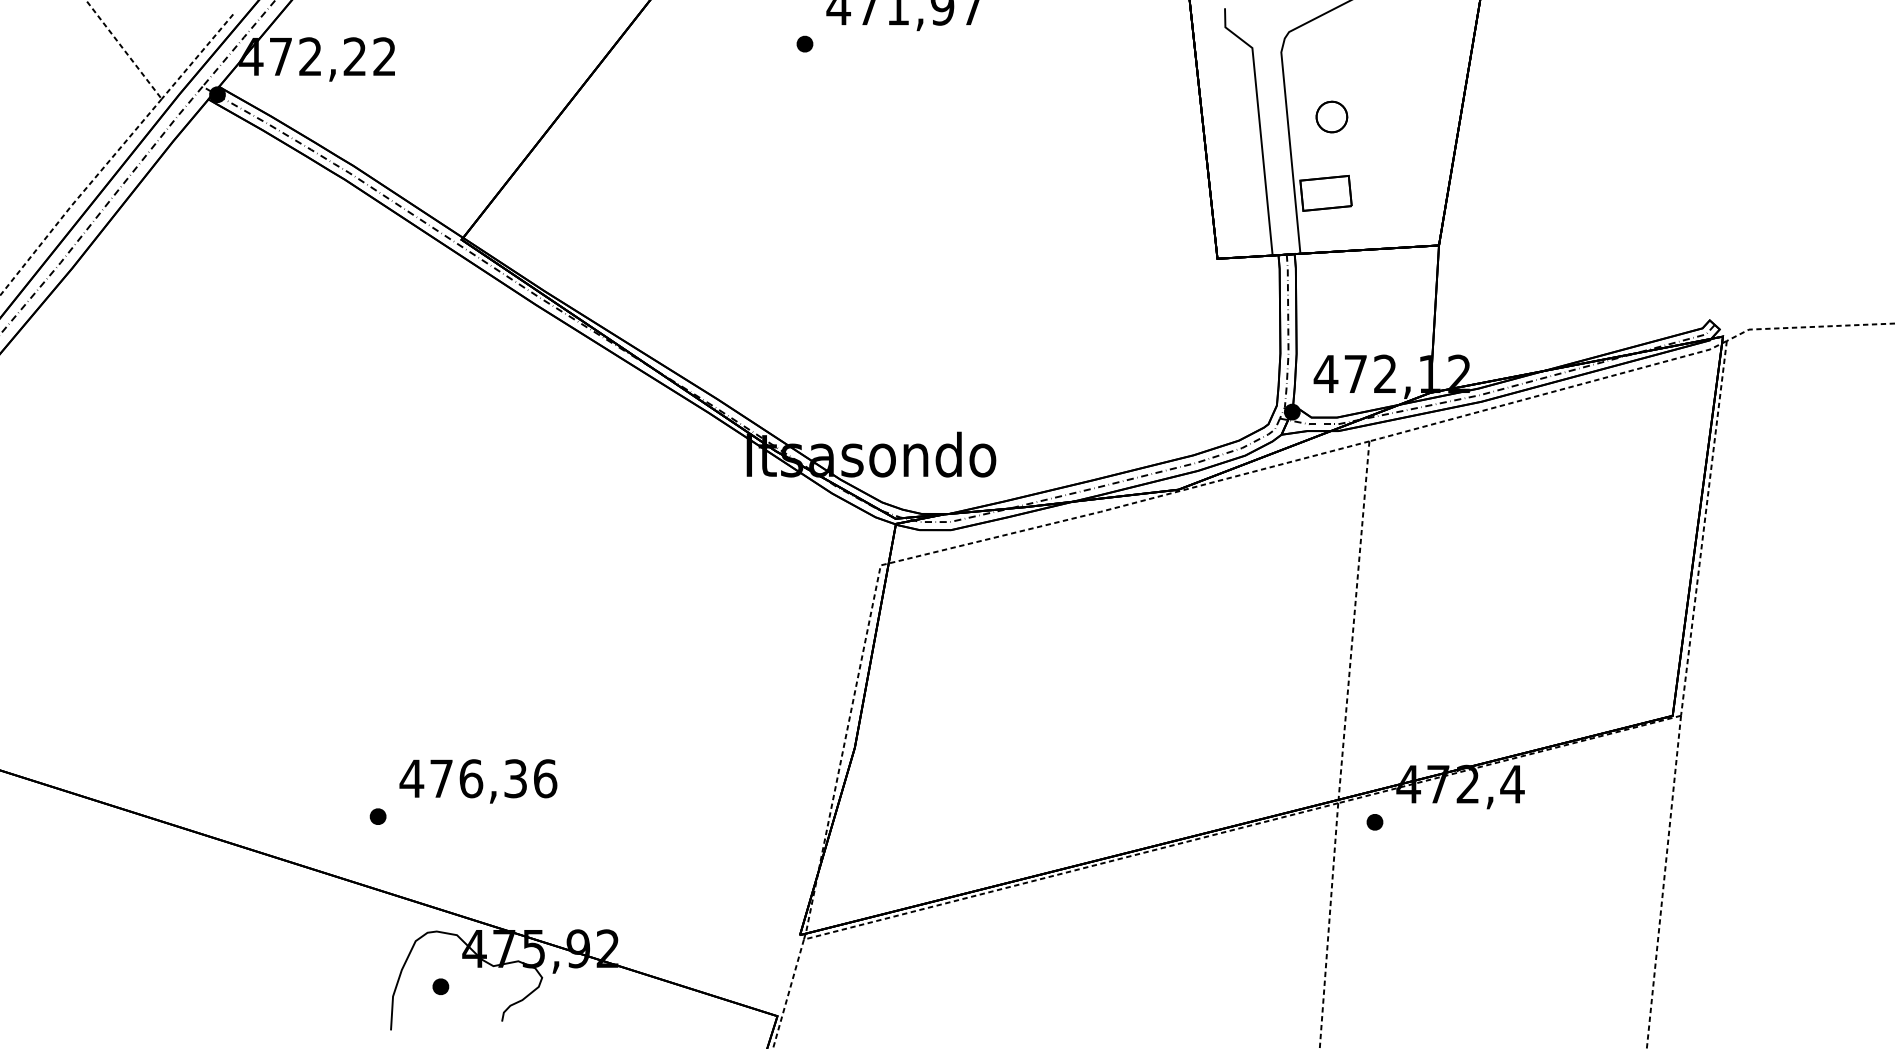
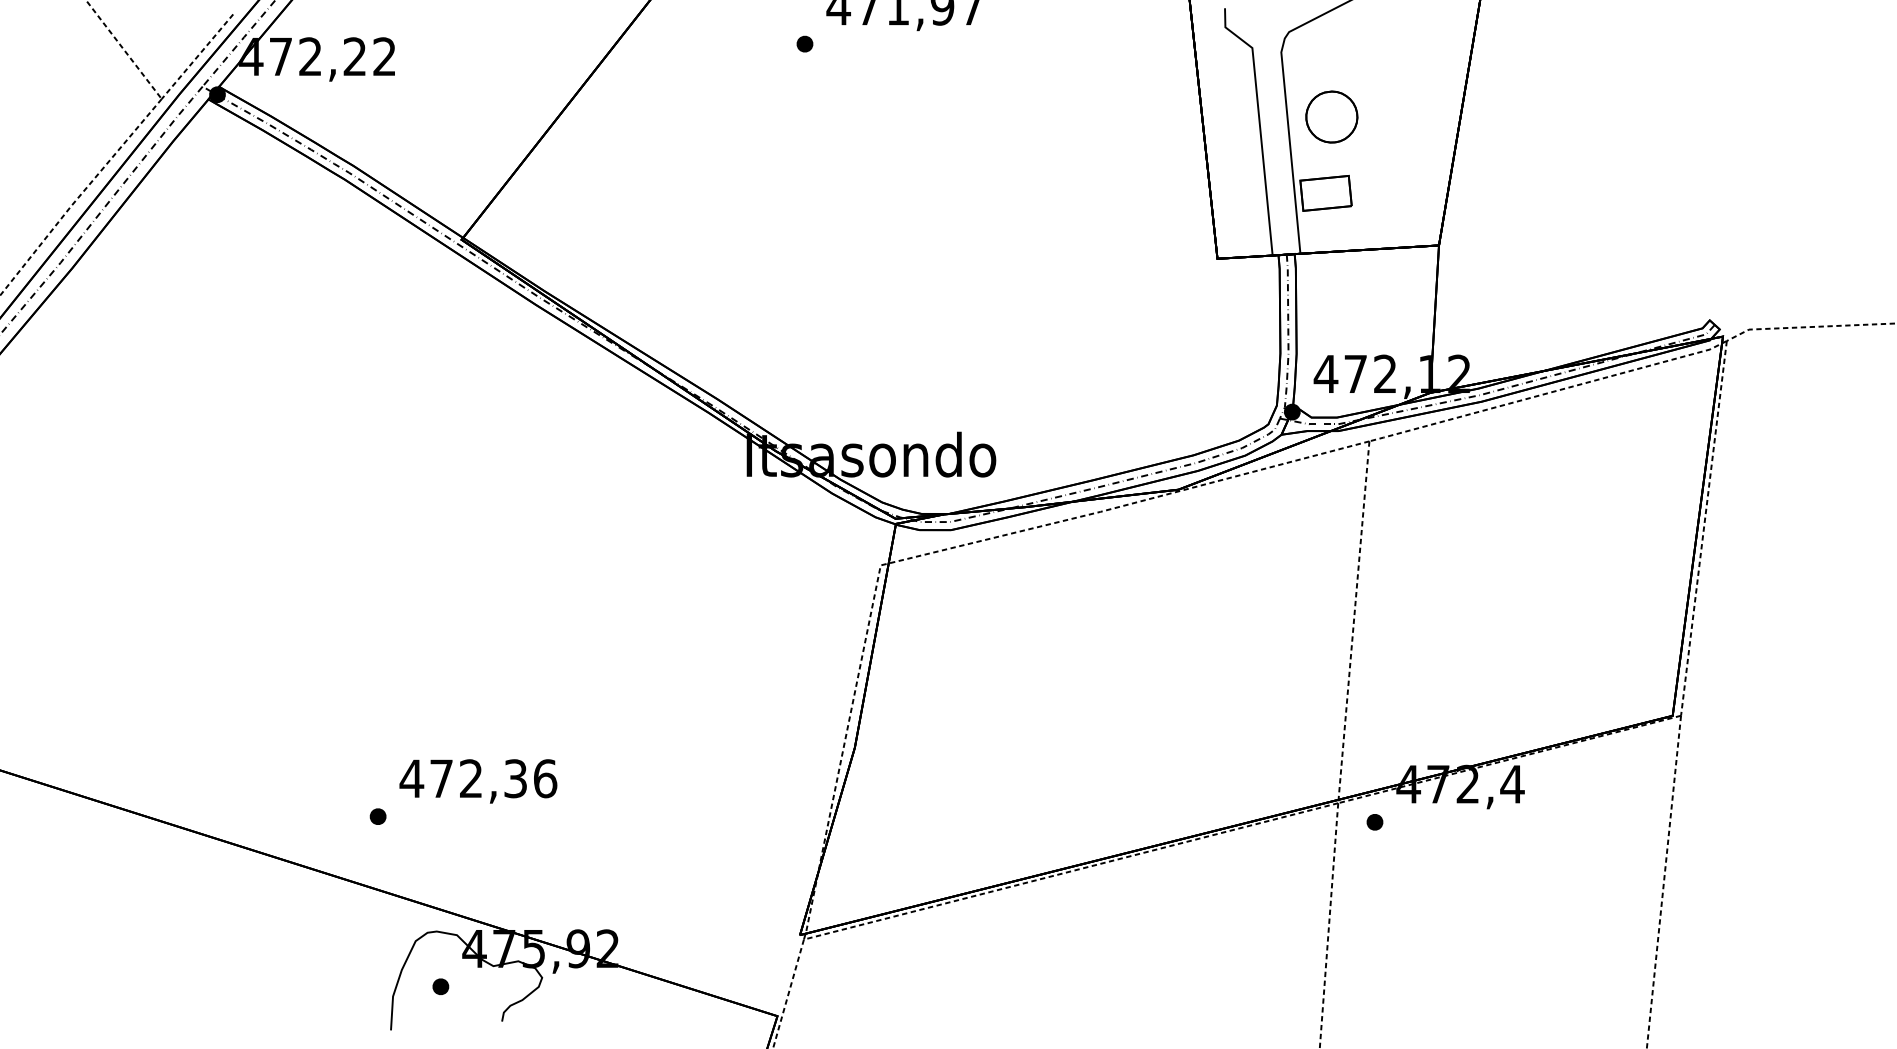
part size: 34x34 px -> 54x54 px (1331, 116)
text: 476,36 -> 472,36 (471, 778)
